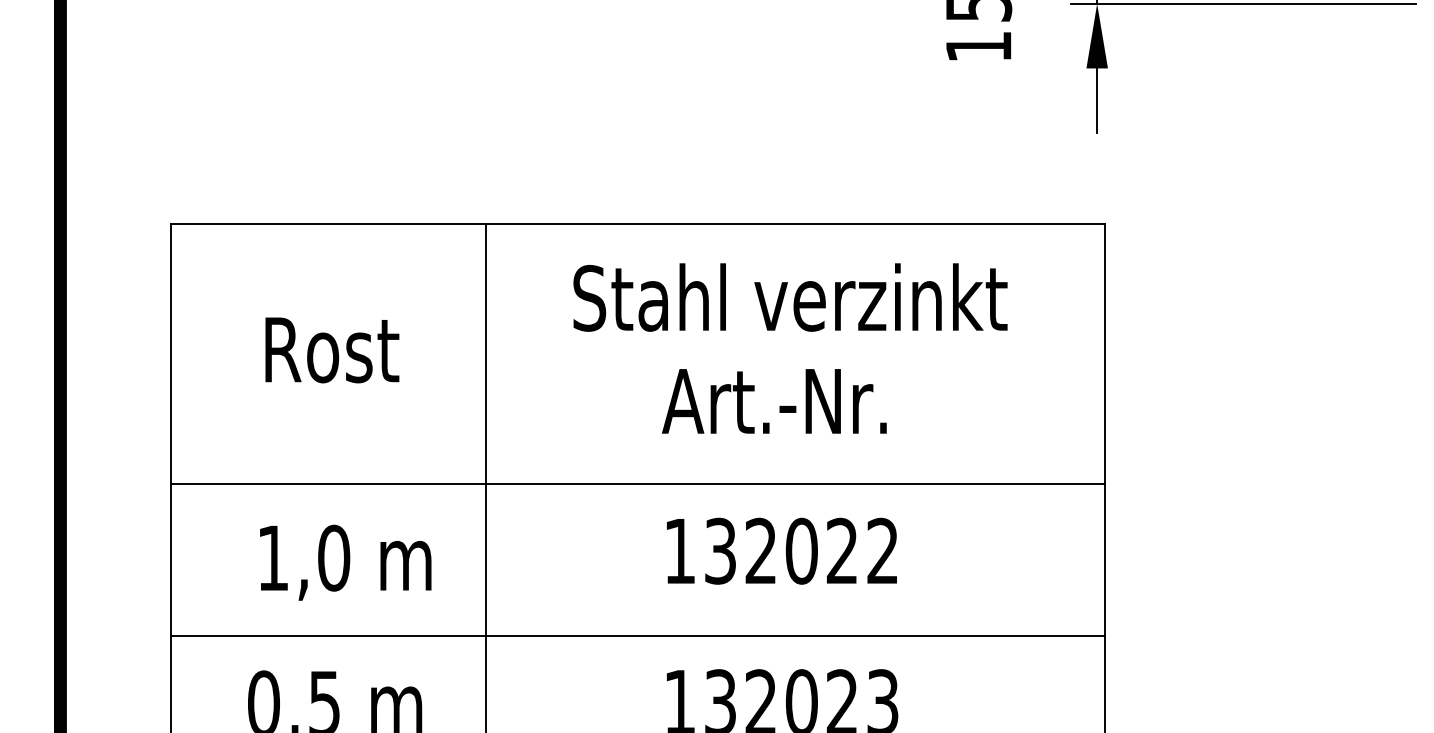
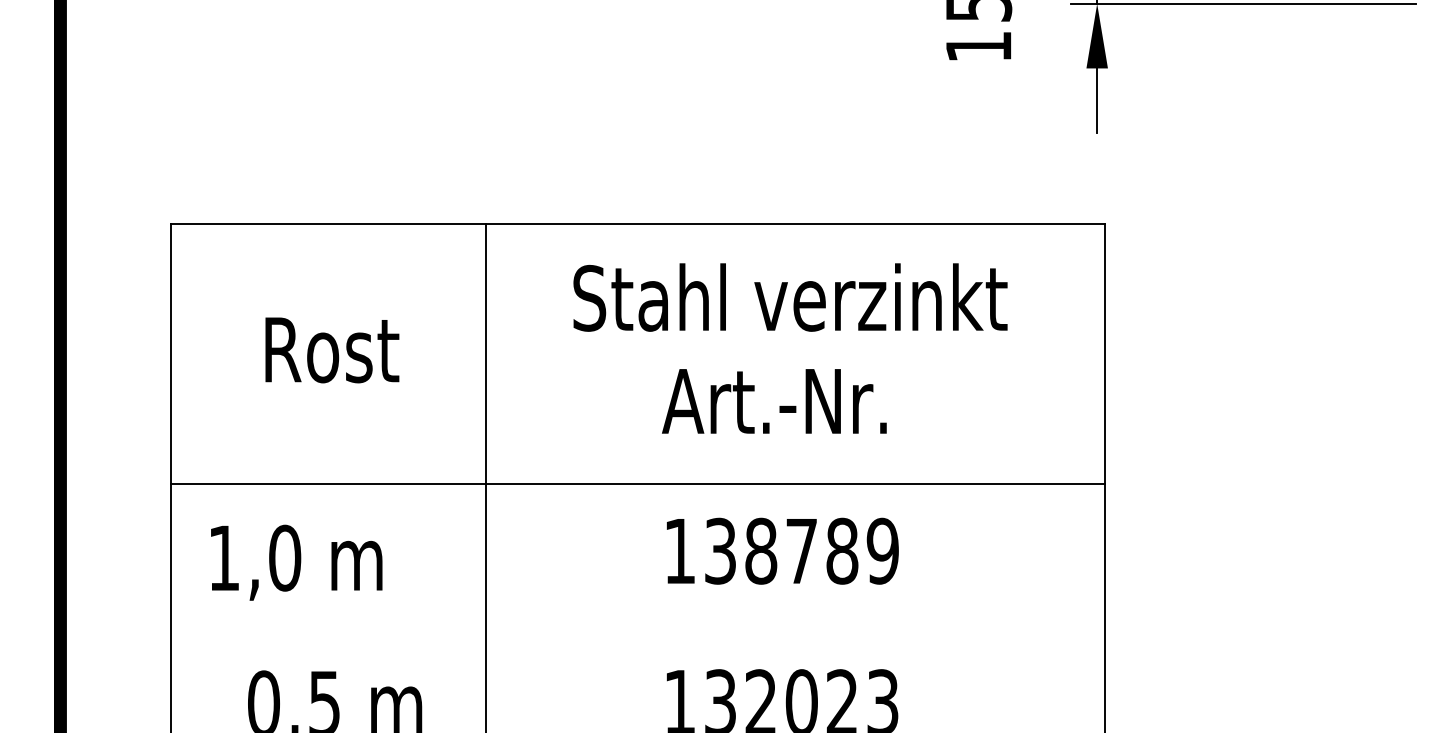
text: 132022 -> 138789 (821, 550)
text position: (345, 562) -> (296, 562) (296, 562)
line: present -> none (638, 635)
